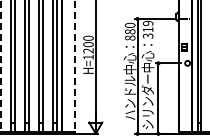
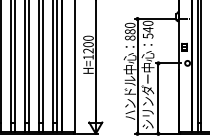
text: 319 -> 540 (147, 29)
line: dashed -> solid (0, 66)
line: dashed -> solid (74, 66)
